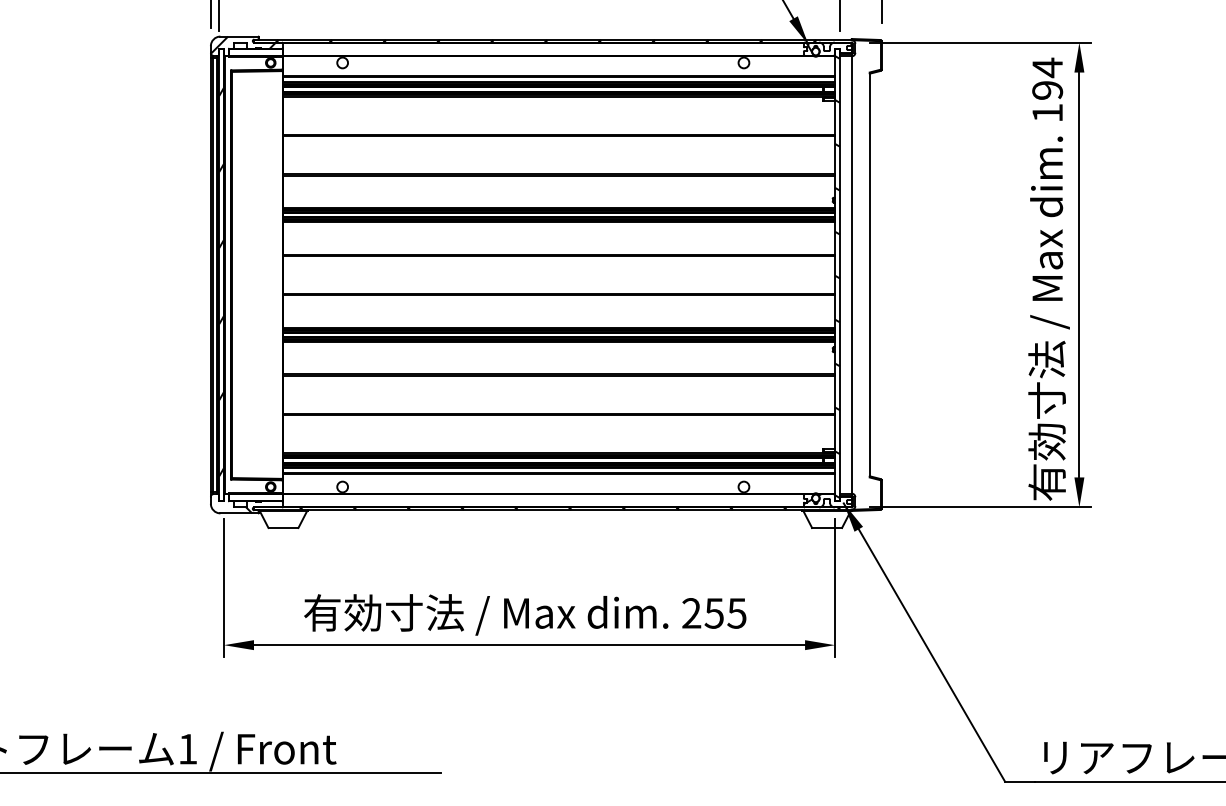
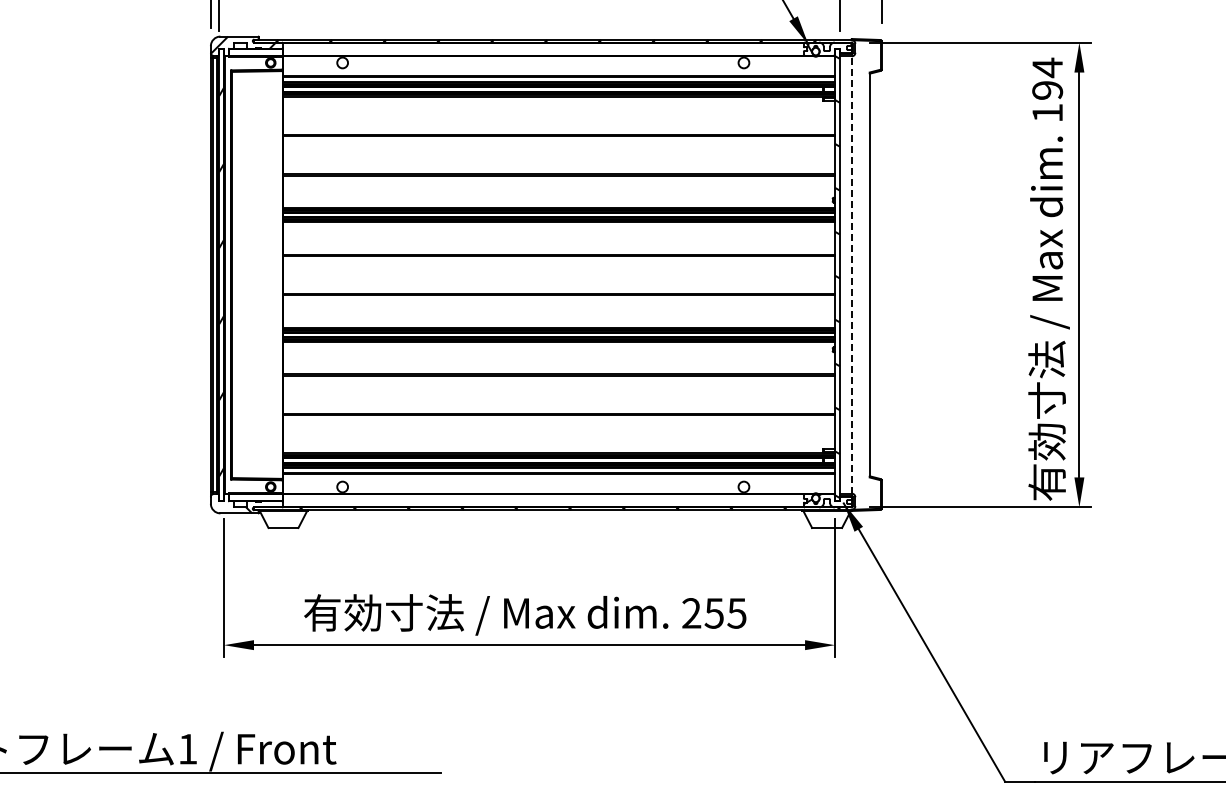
line: solid -> dashed (851, 275)
